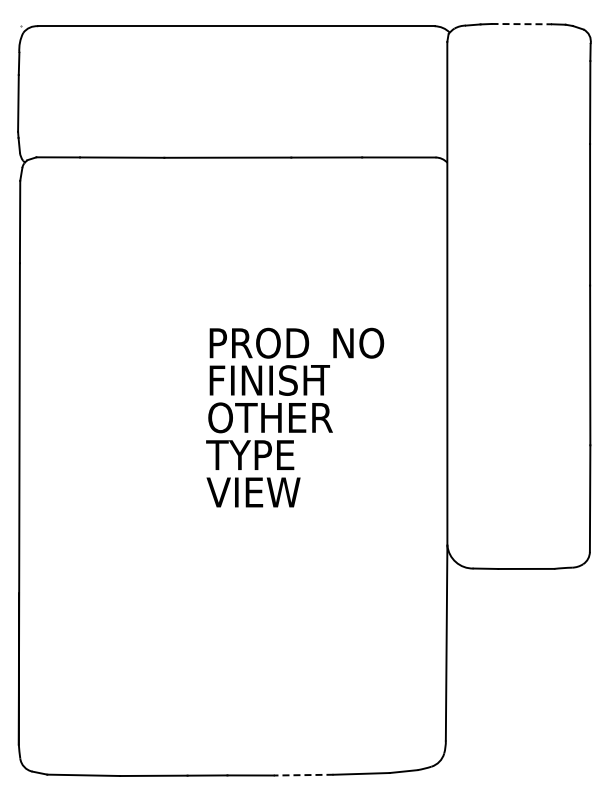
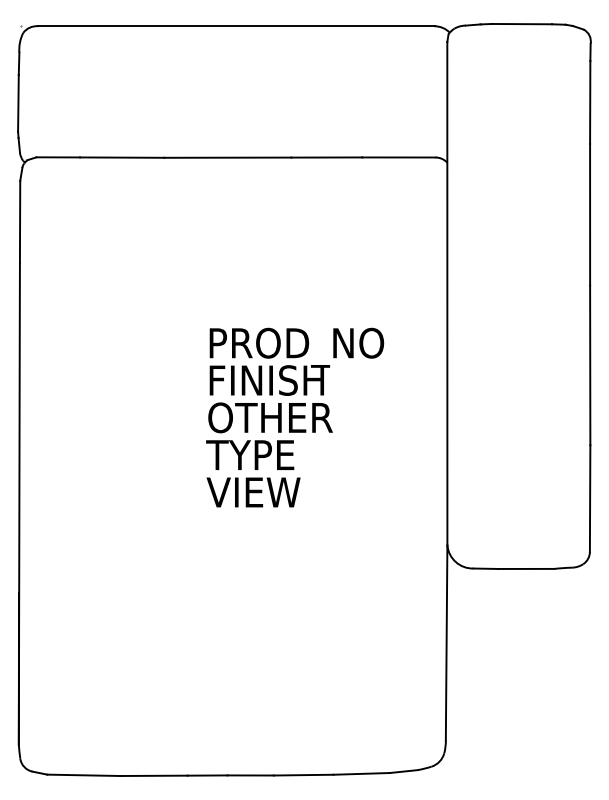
line: dashed -> solid (522, 24)
line: dashed -> solid (303, 775)
